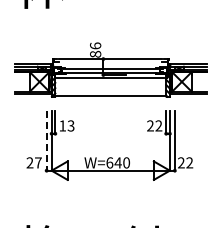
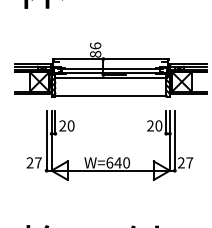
text: 13 -> 20 (66, 125)
text: 22 -> 20 (158, 125)
line: dashed -> solid (46, 141)
text: 22 -> 27 (189, 162)
